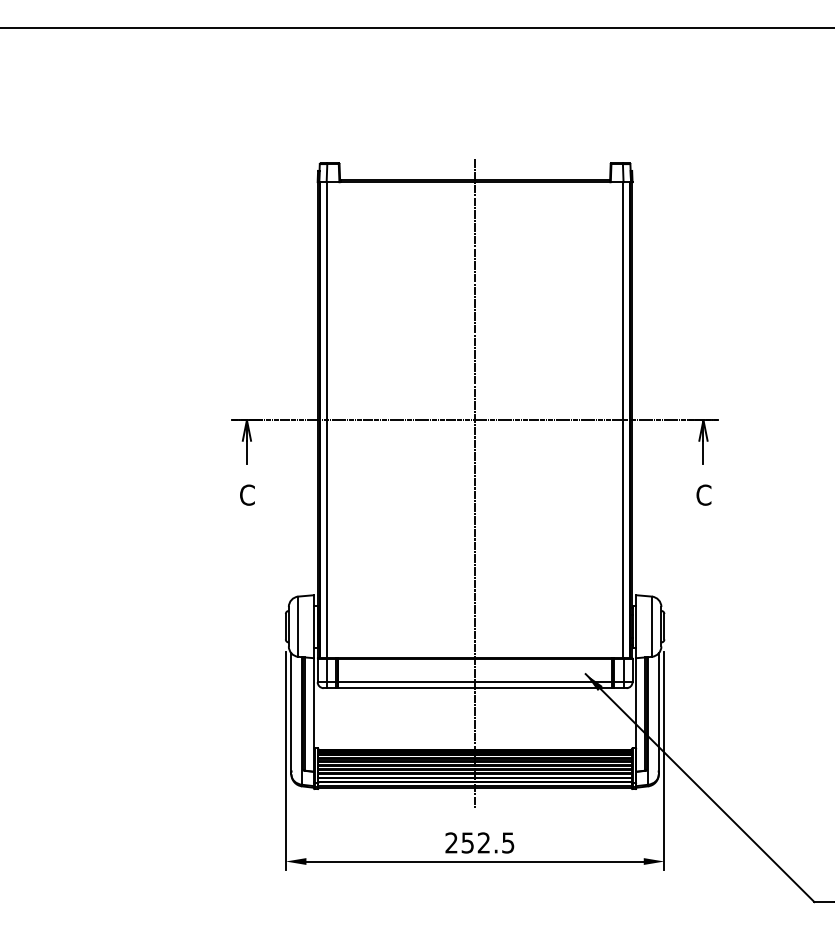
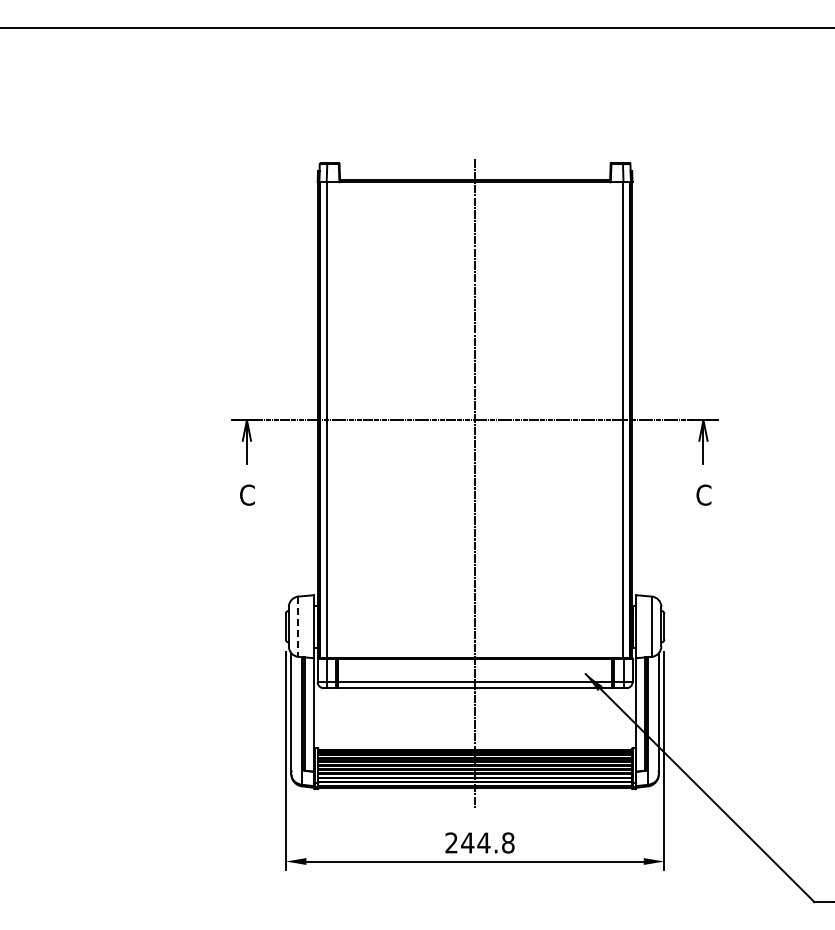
line: solid -> dashed (298, 627)
text: 252.5 -> 244.8 (487, 842)
